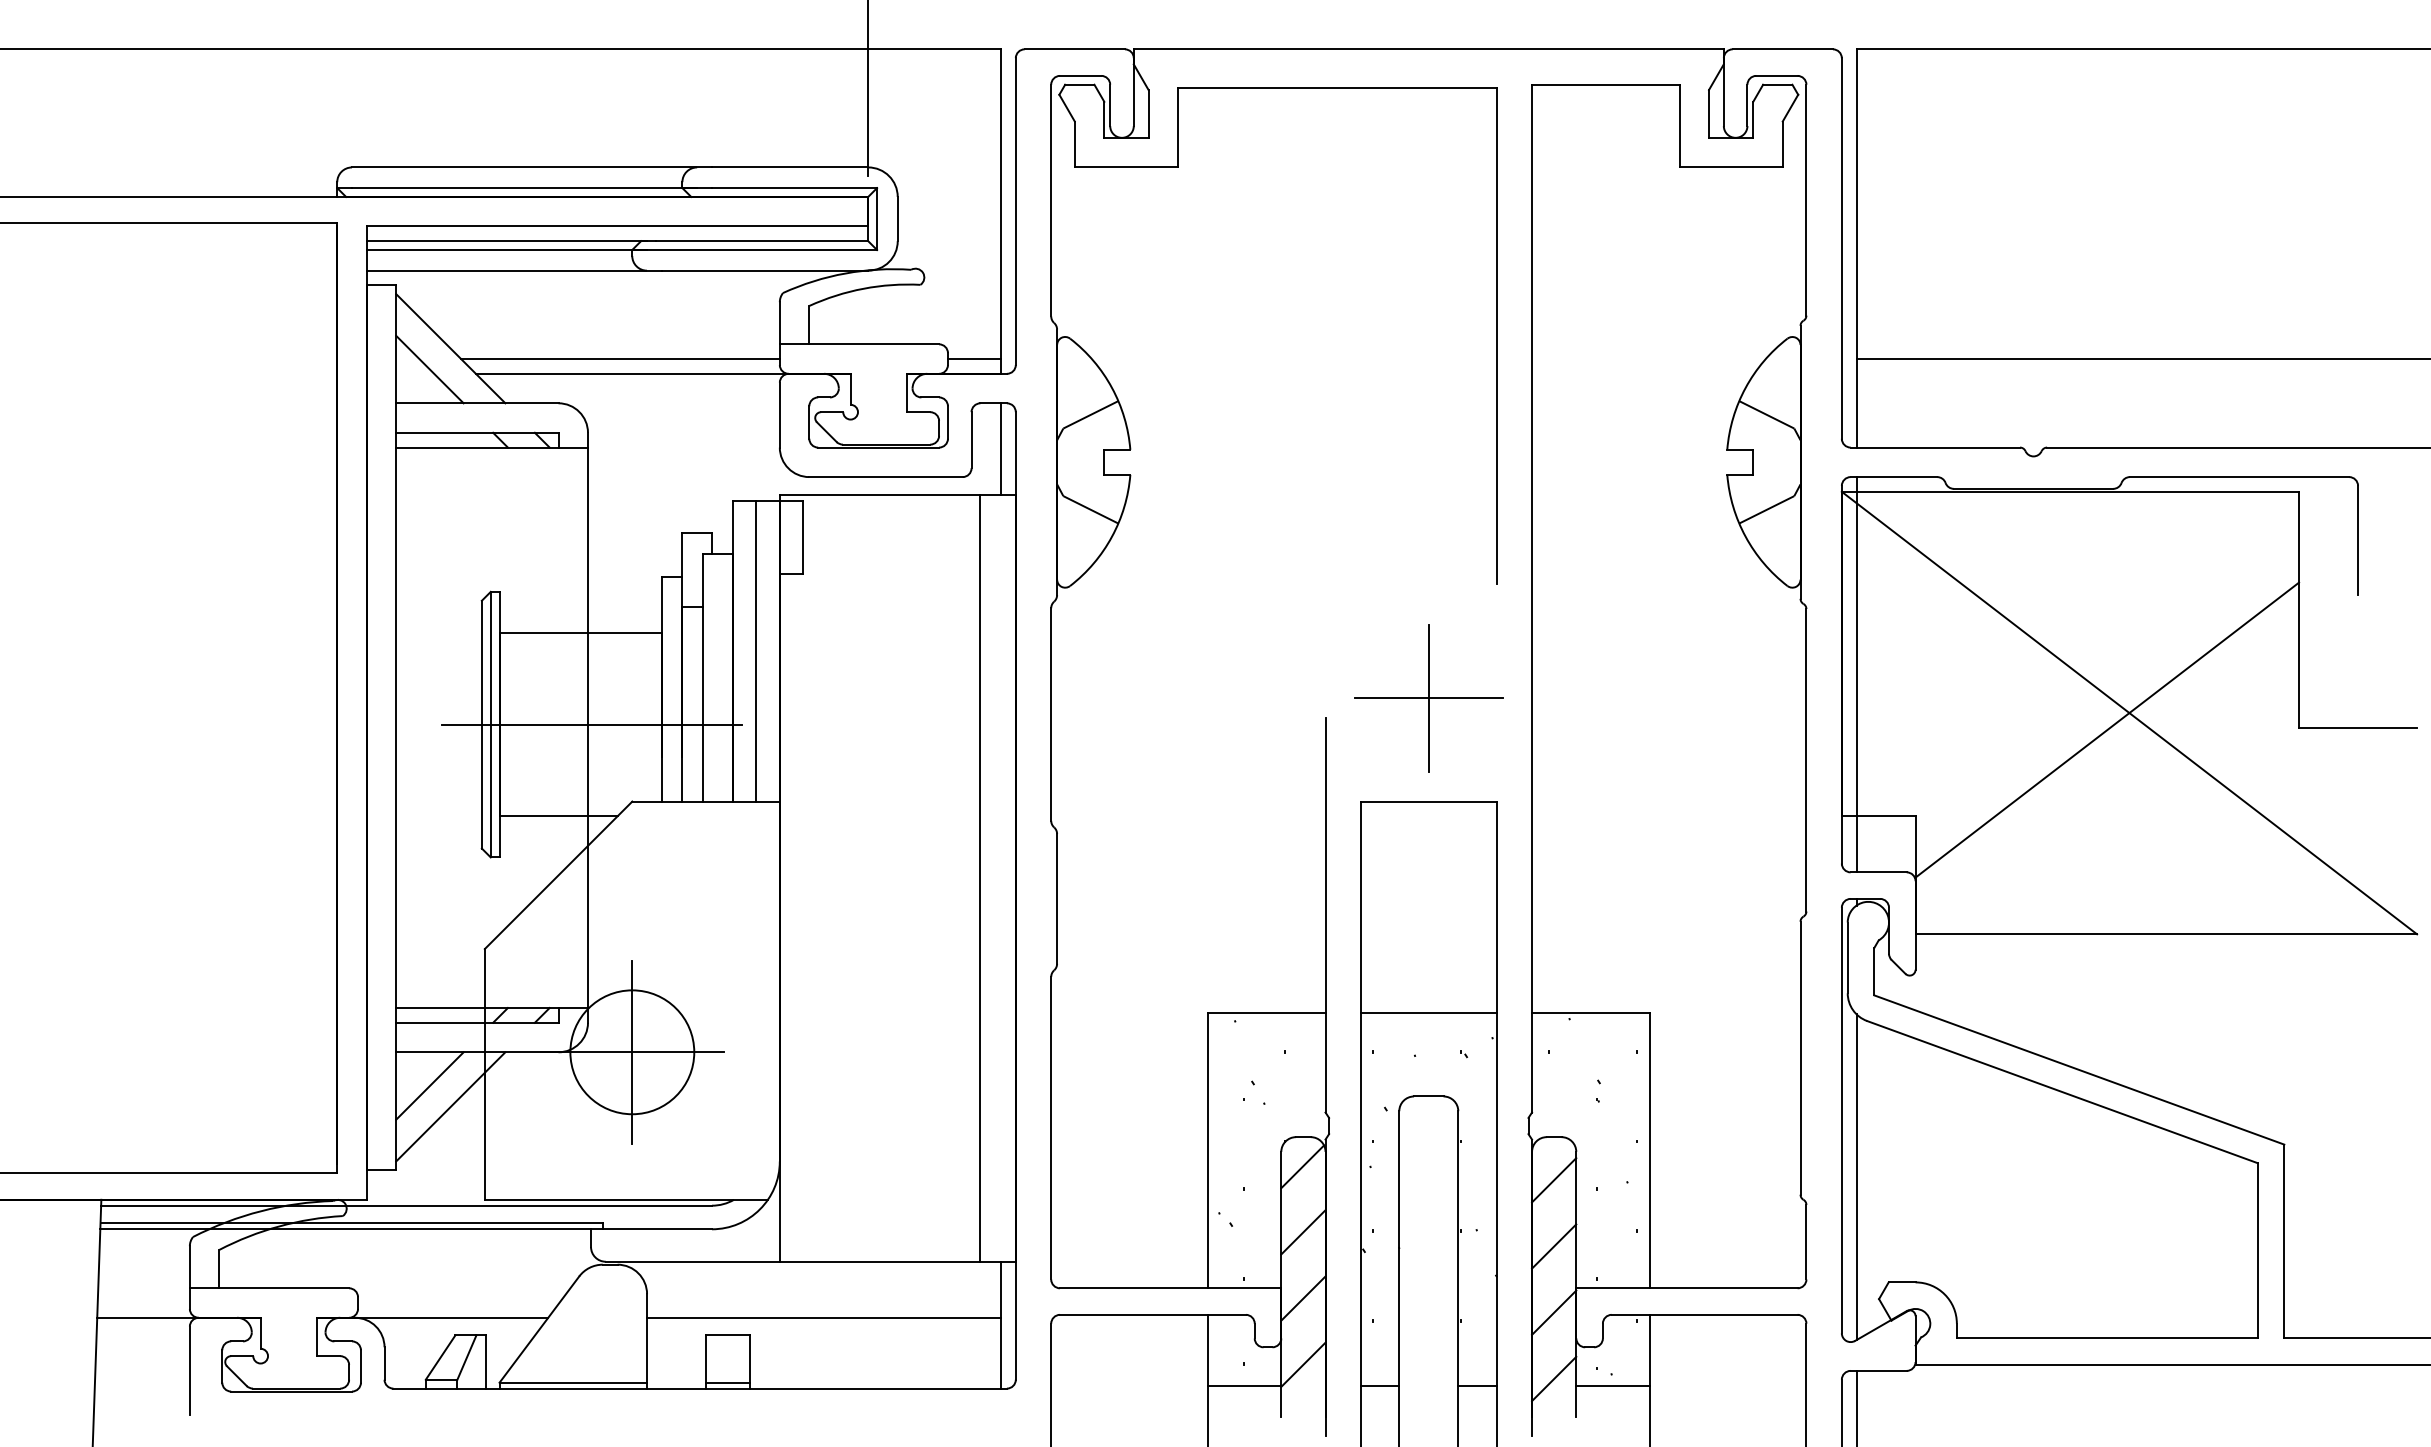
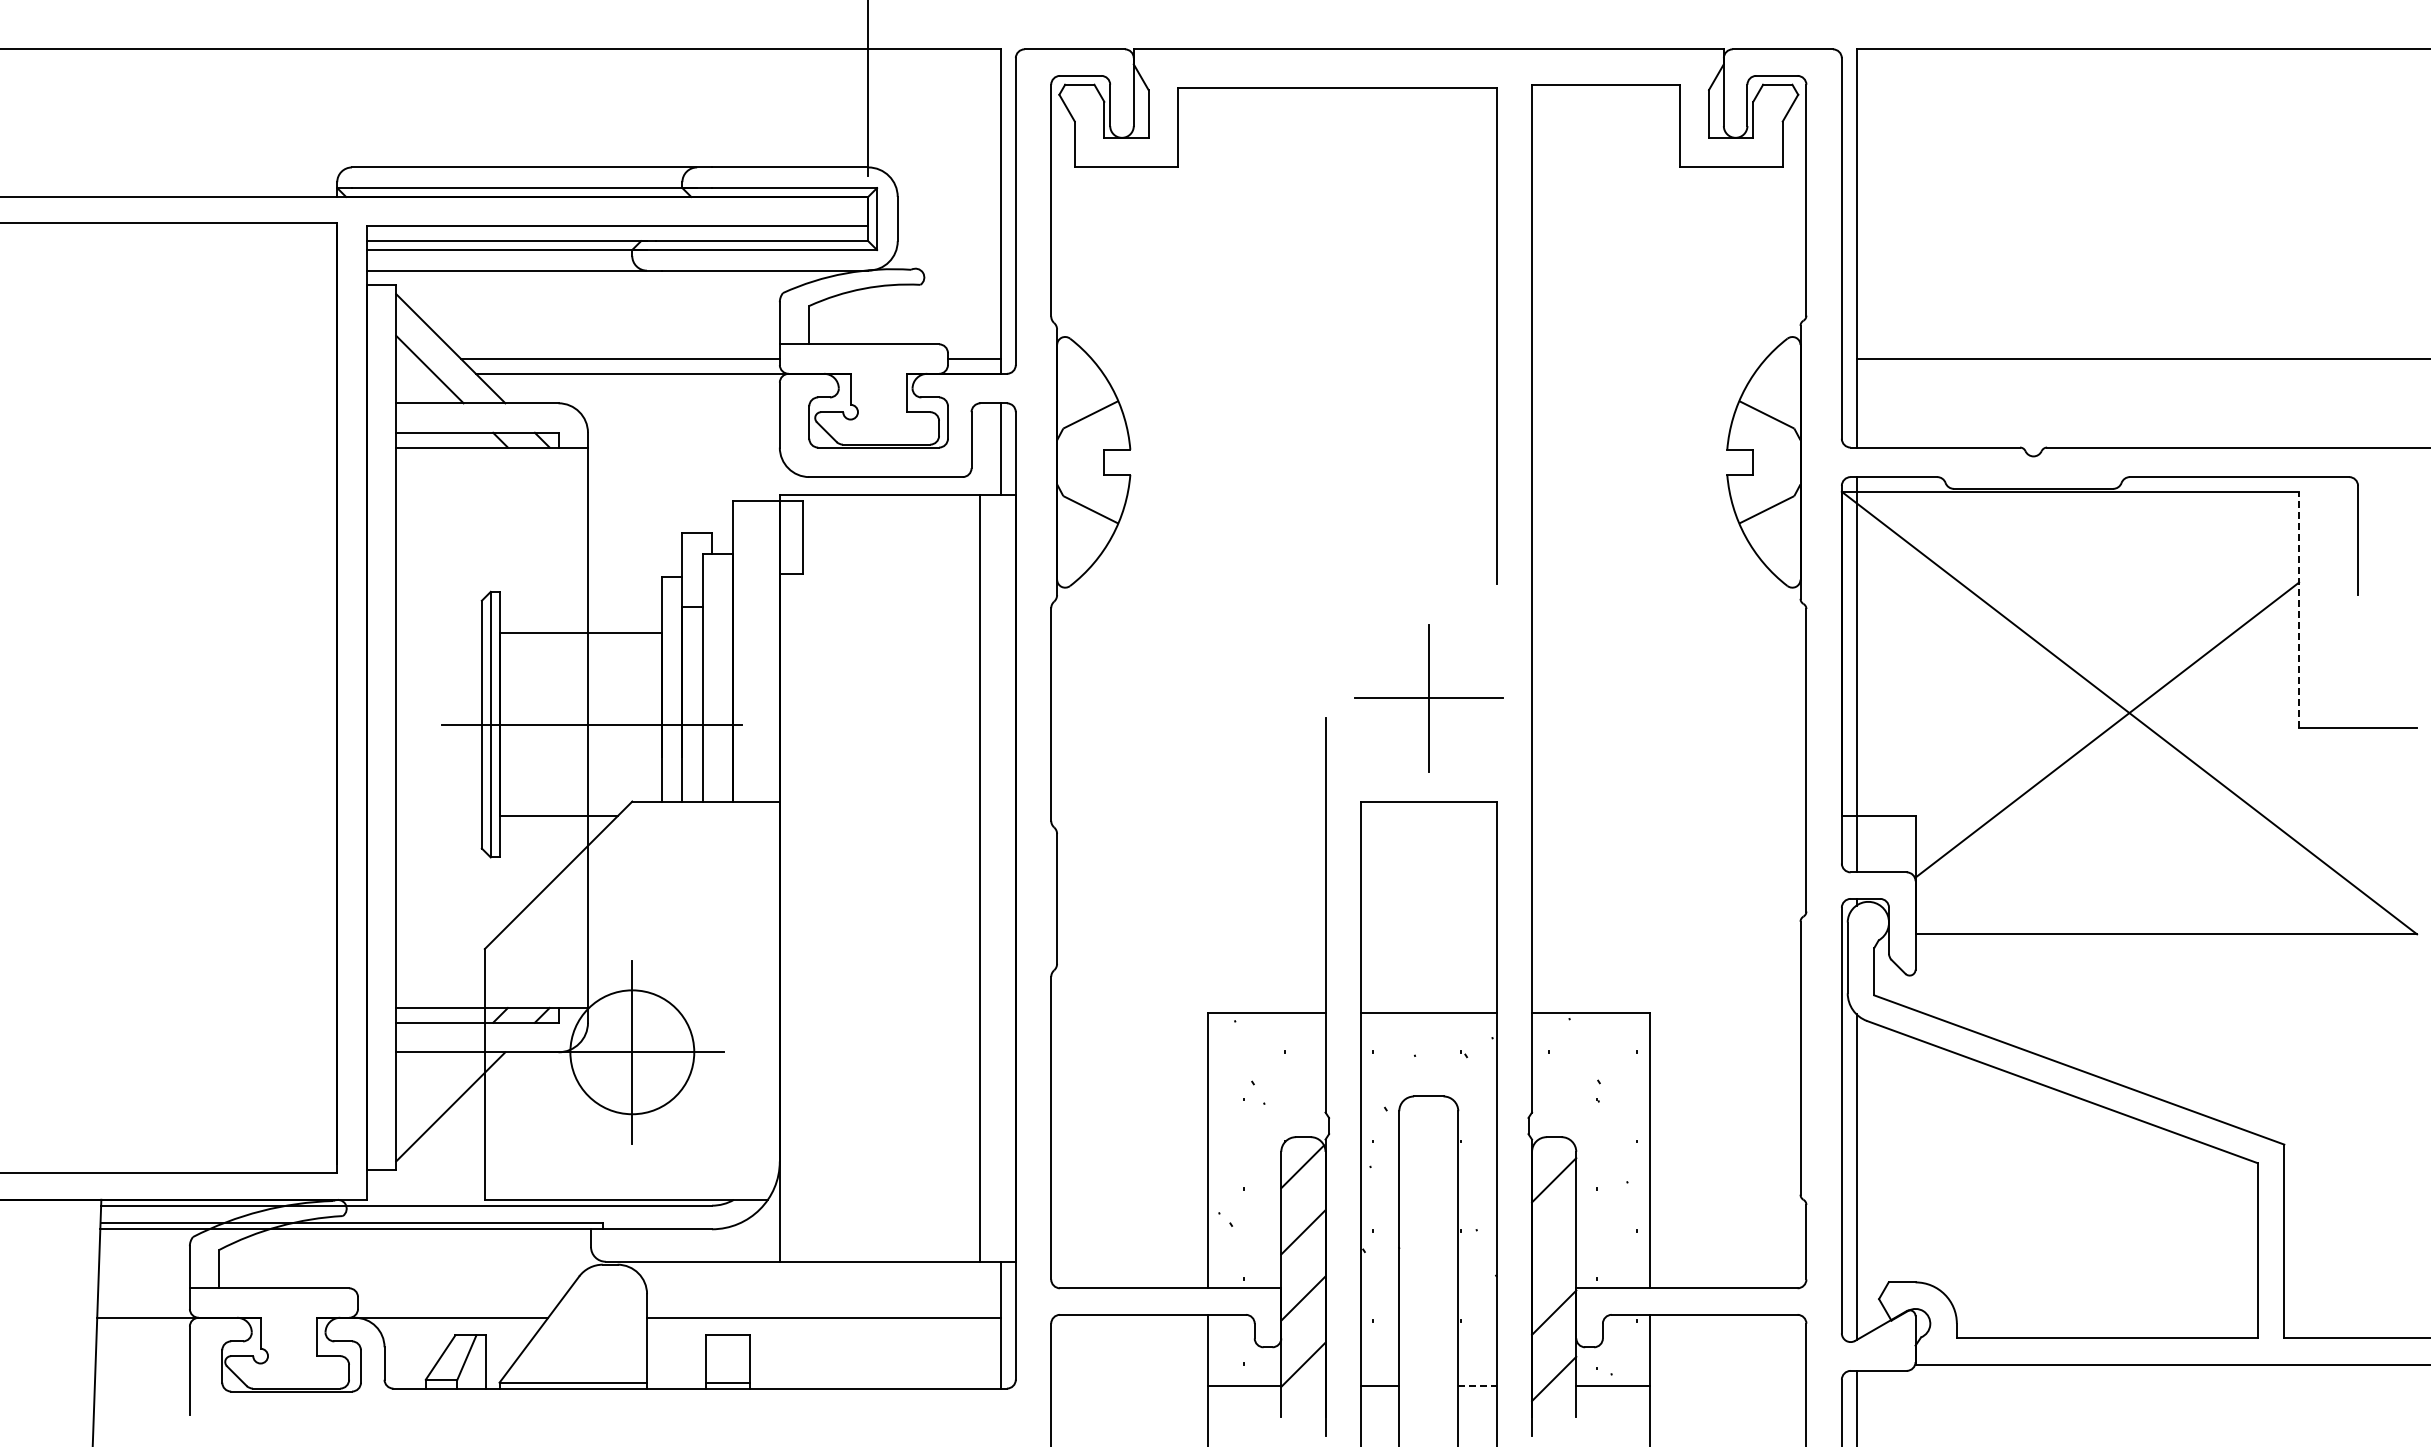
line: solid -> dashed (2299, 609)
line: present -> none (756, 650)
line: present -> none (429, 1085)
line: present -> none (1554, 1246)
line: solid -> dashed (1477, 1386)
